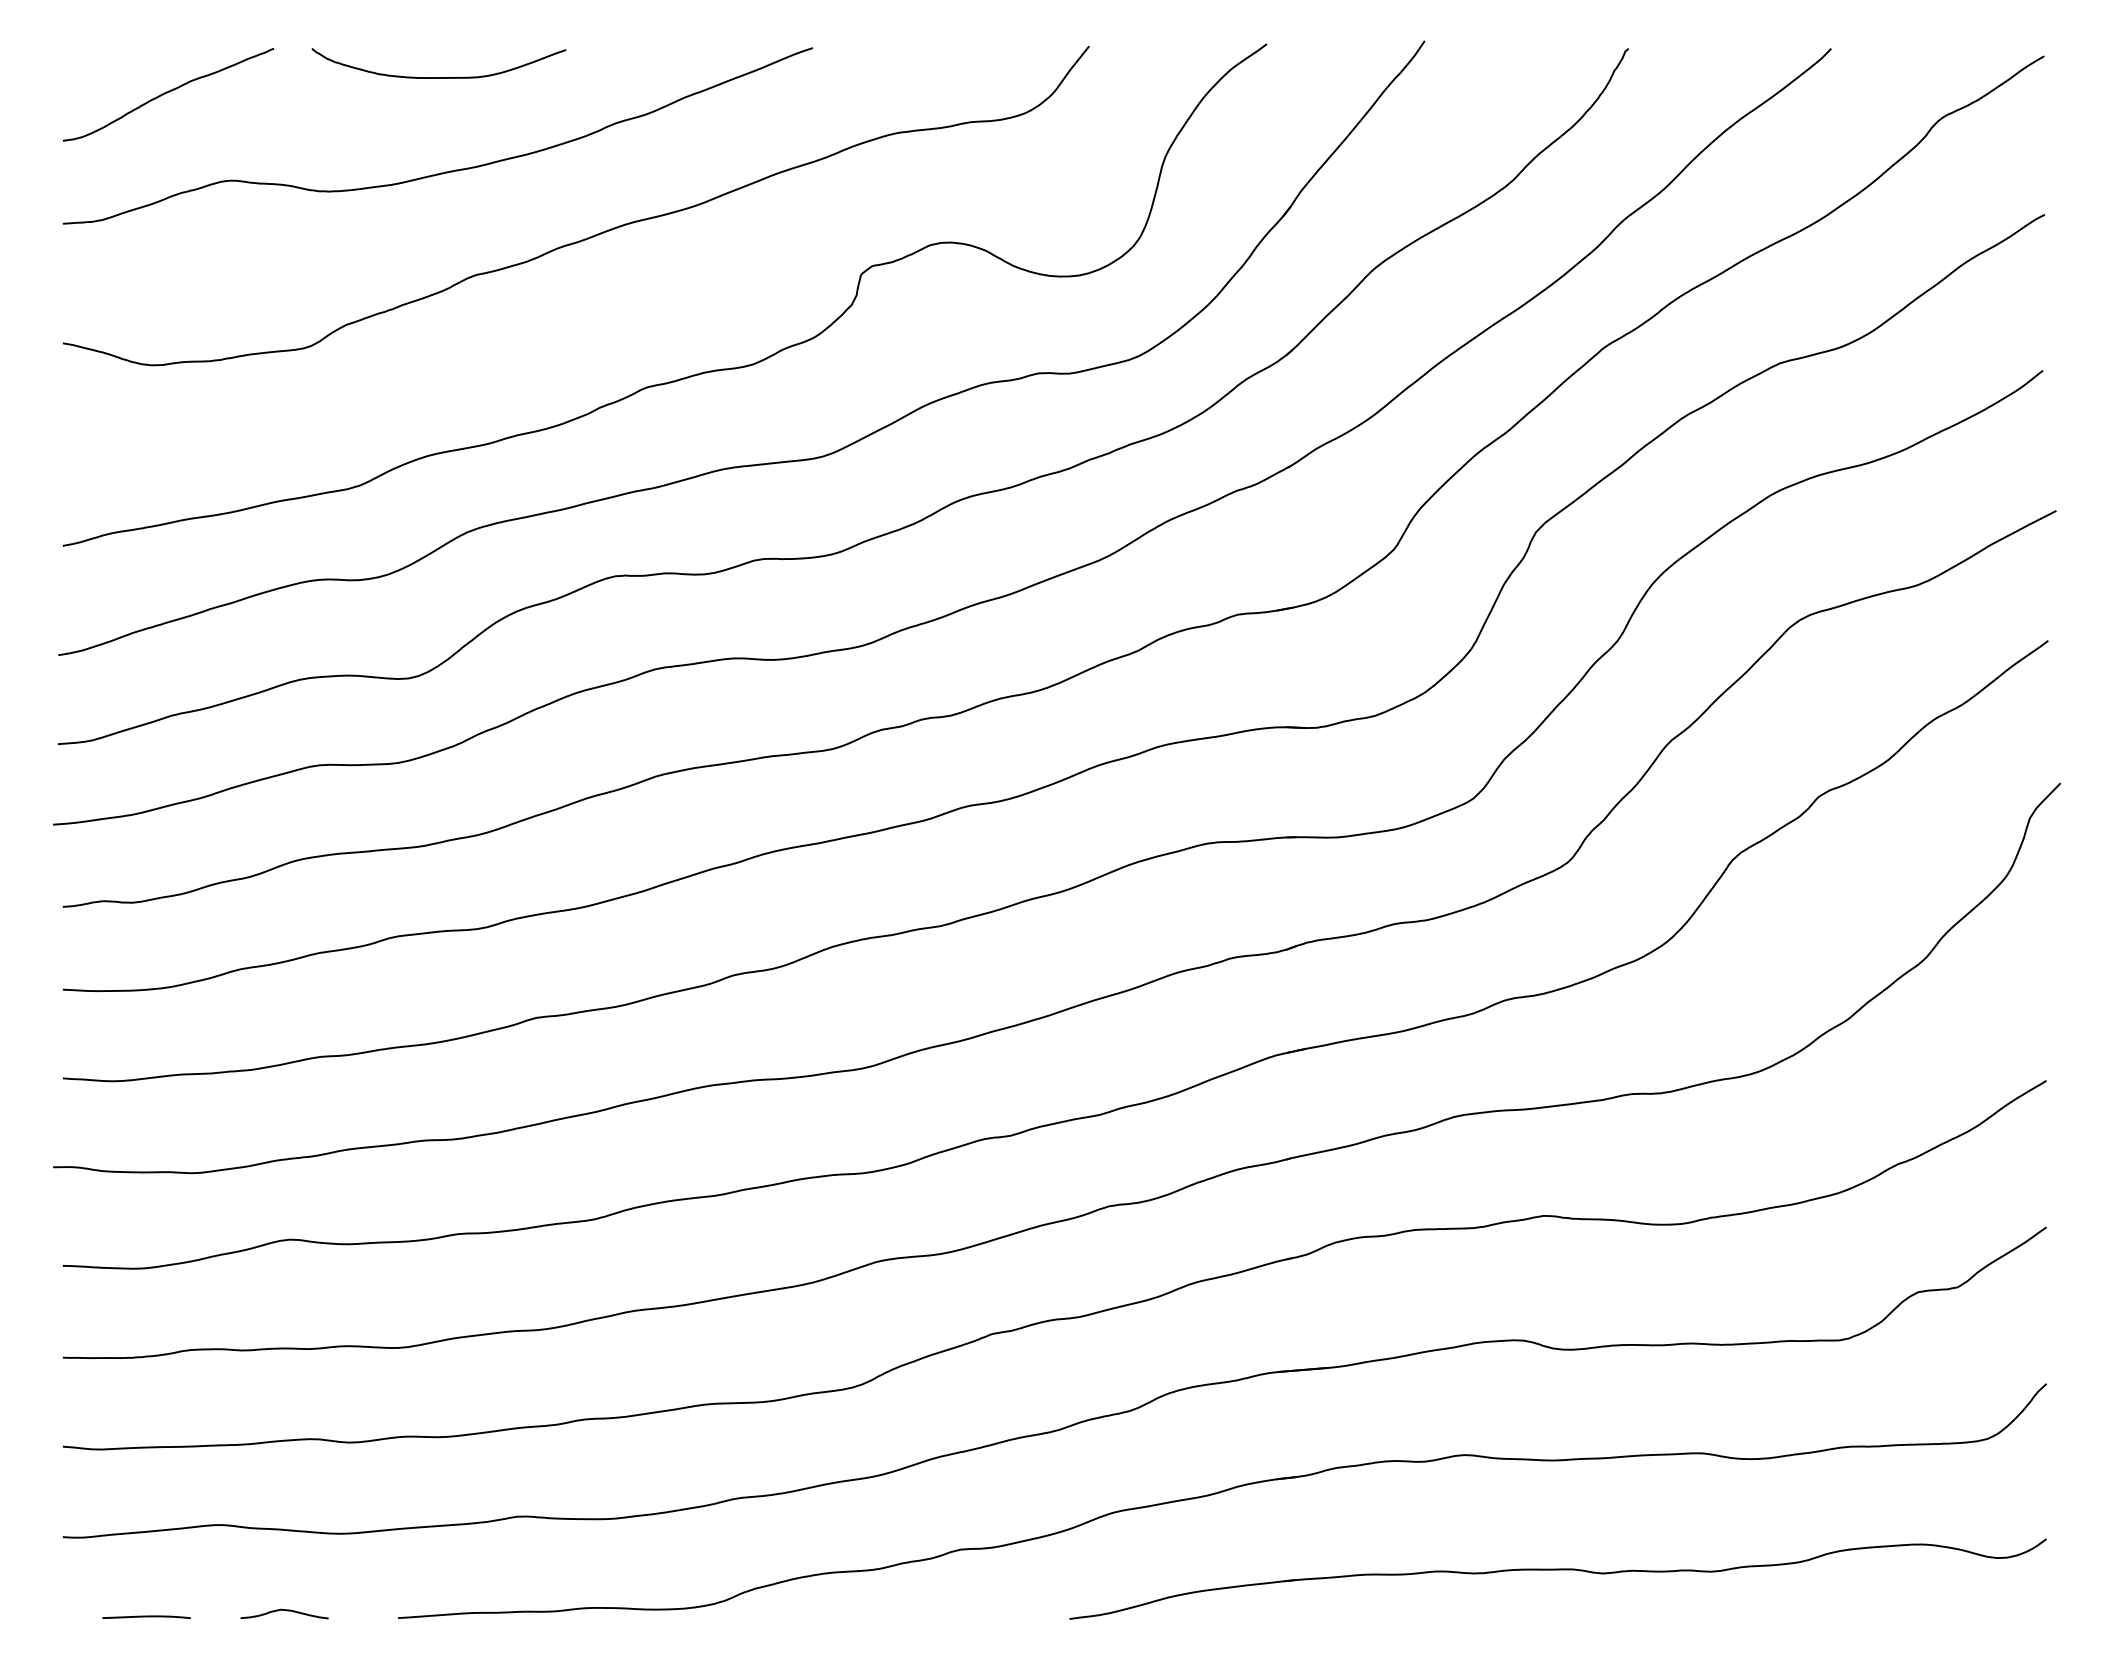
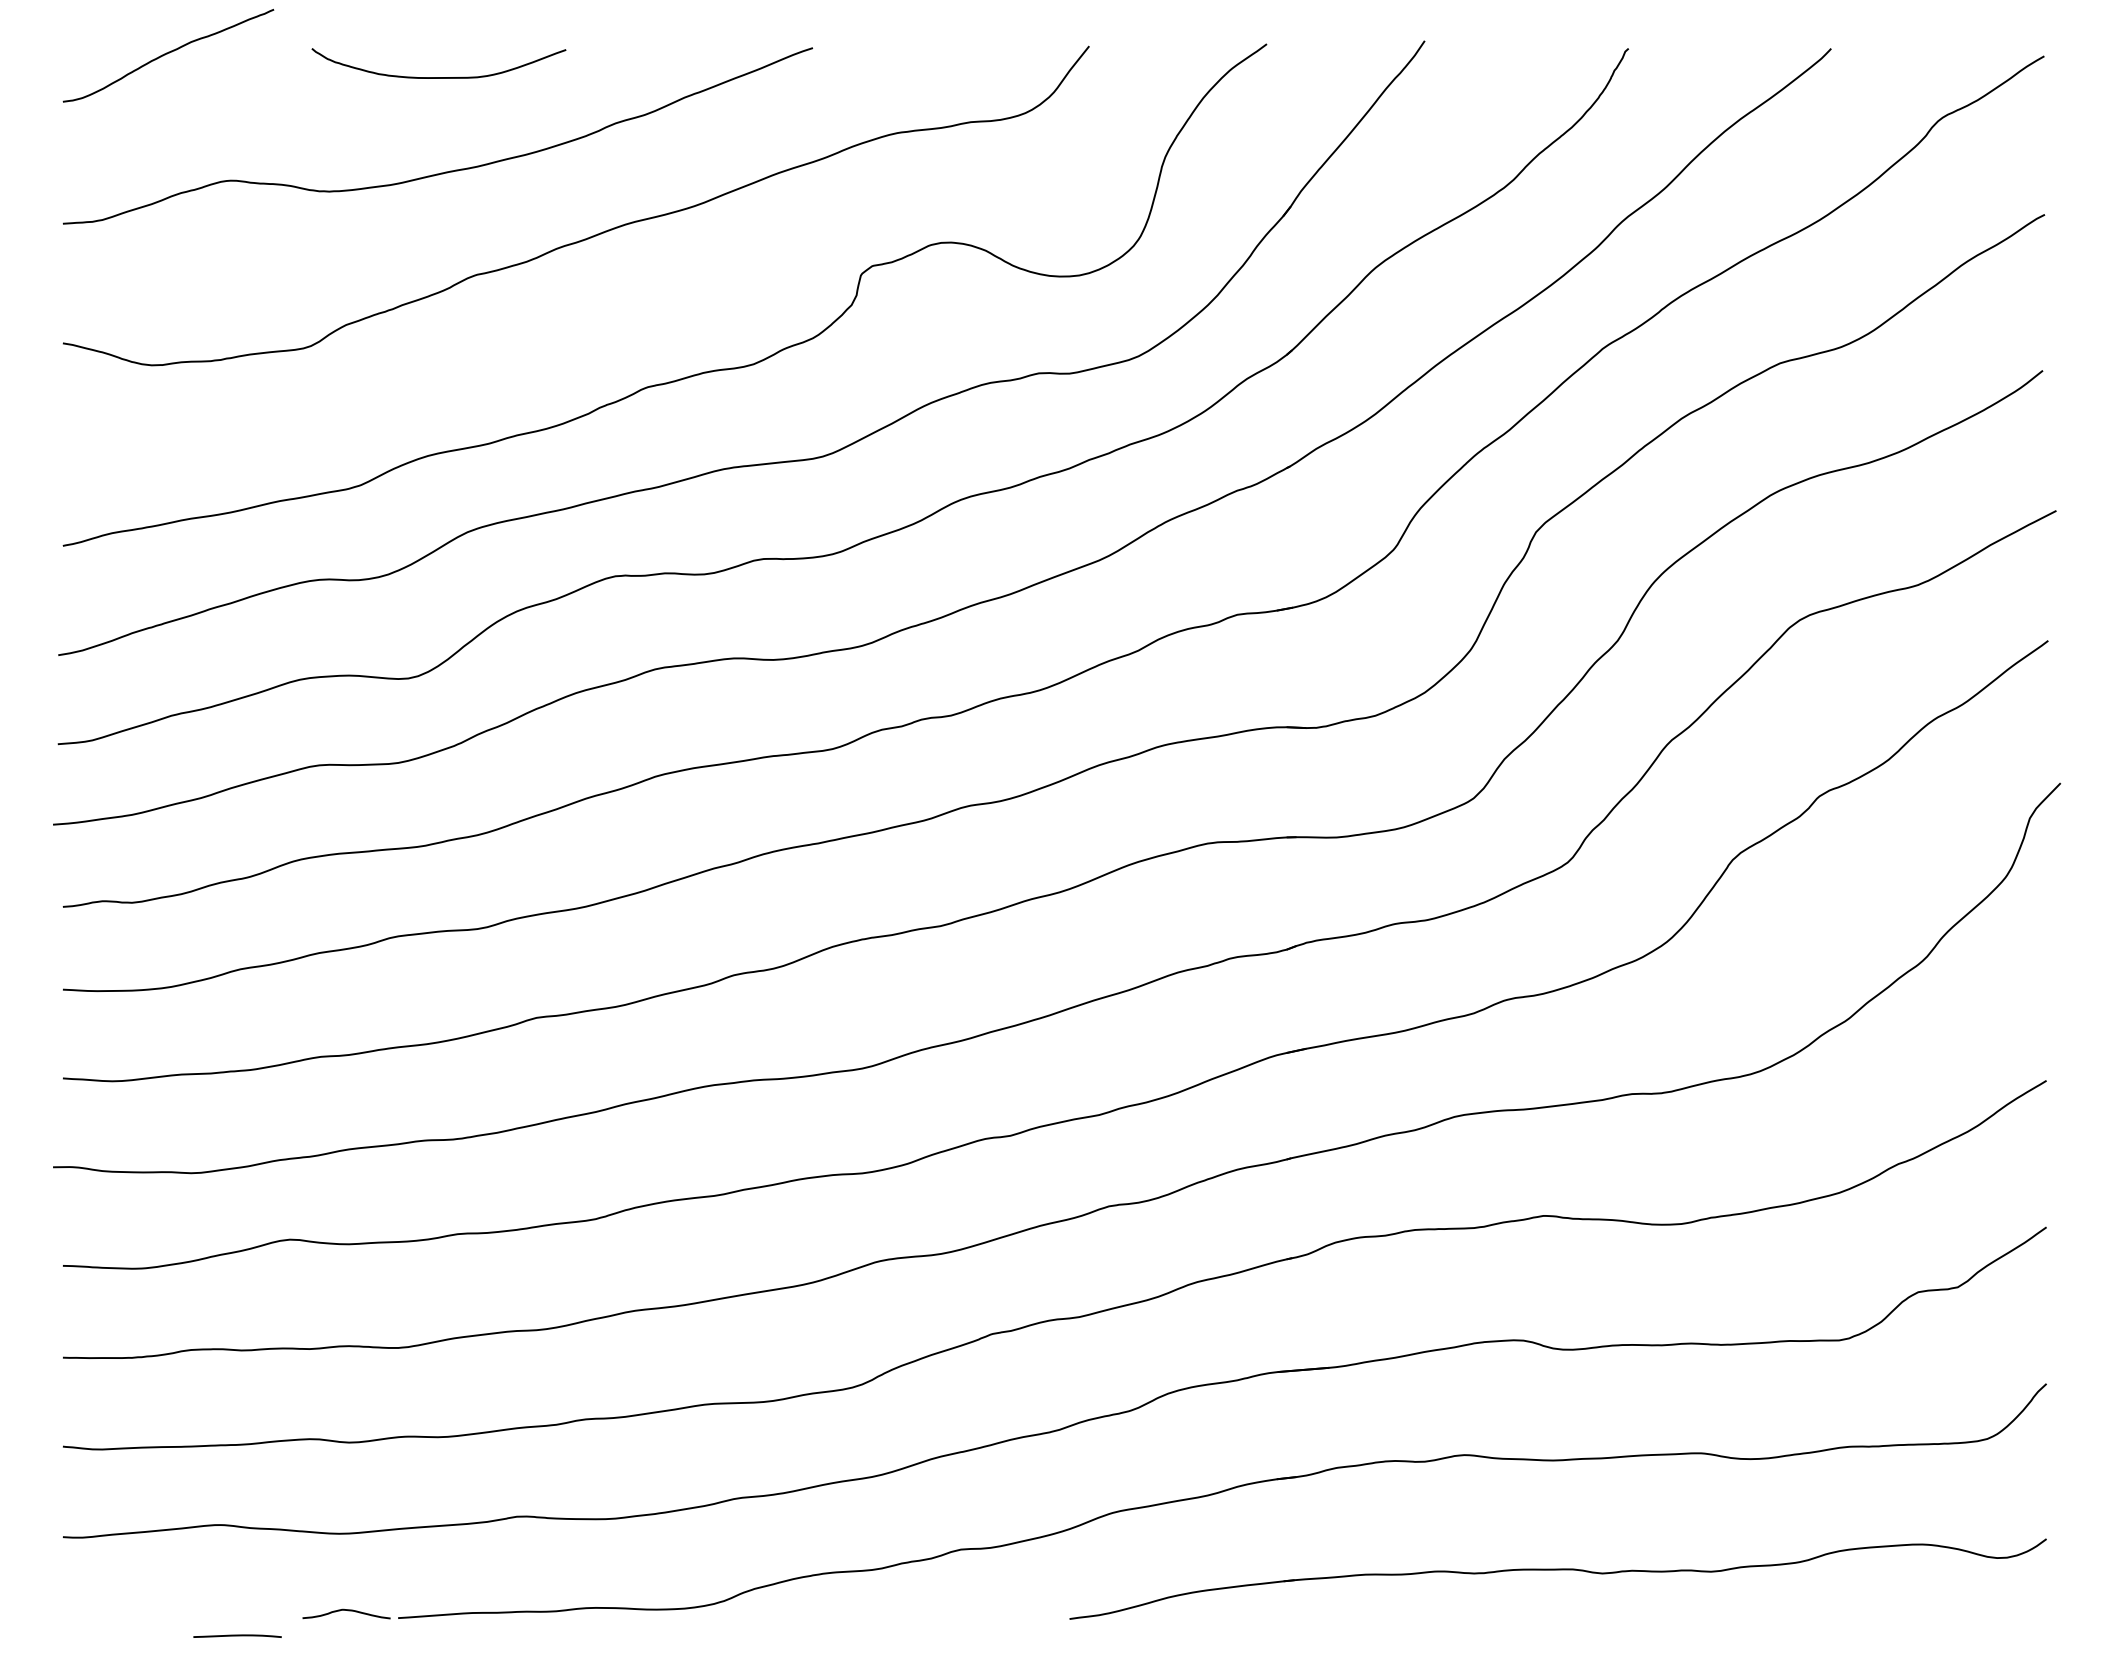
curve position: (167, 93) -> (167, 54) (167, 54)
curve position: (286, 1611) -> (348, 1611) (348, 1611)
line position: (146, 1616) -> (237, 1635) (237, 1635)
